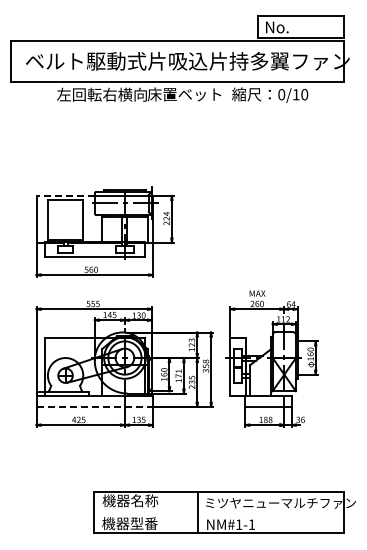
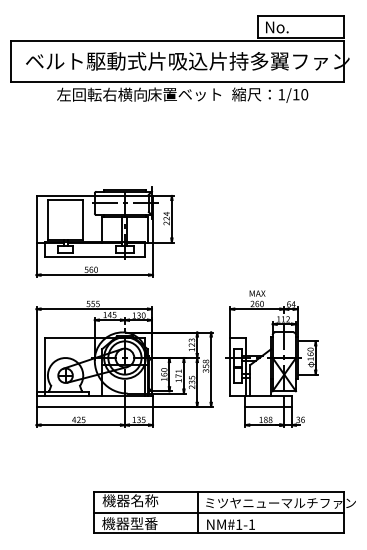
text: 0/10 -> 1/10 (281, 94)
line: dashed -> solid (65, 195)
line: dashed -> solid (95, 406)
line: none -> present (218, 512)
